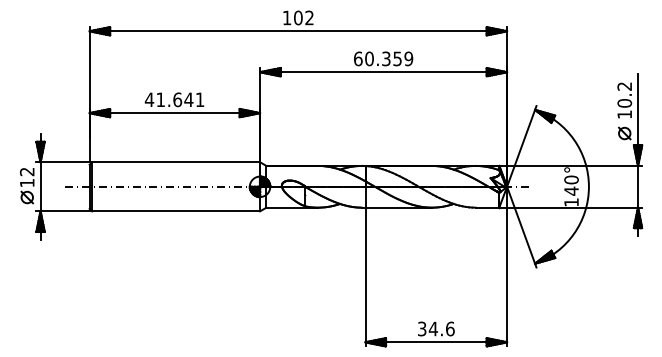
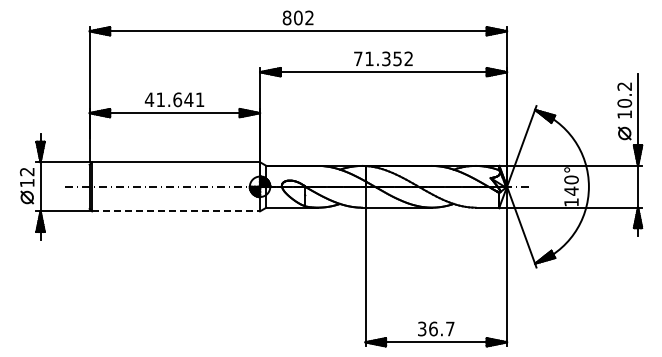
text: 102 -> 802 (286, 17)
text: 60.359 -> 71.352 (383, 58)
line: solid -> dashed (176, 211)
text: 34.6 -> 36.7 (441, 328)
